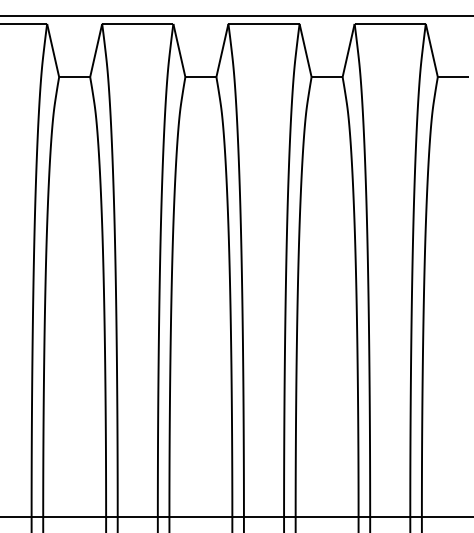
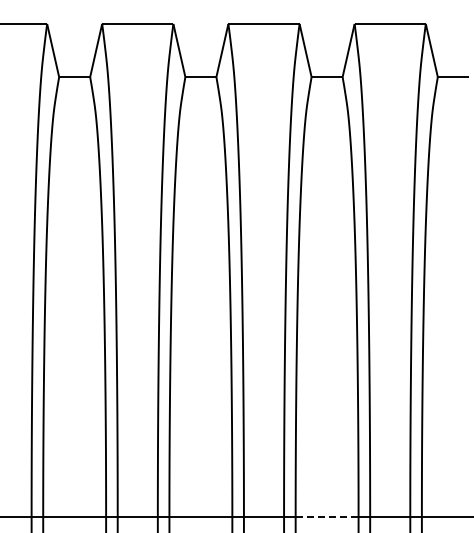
line: present -> none (236, 15)
line: solid -> dashed (327, 517)
